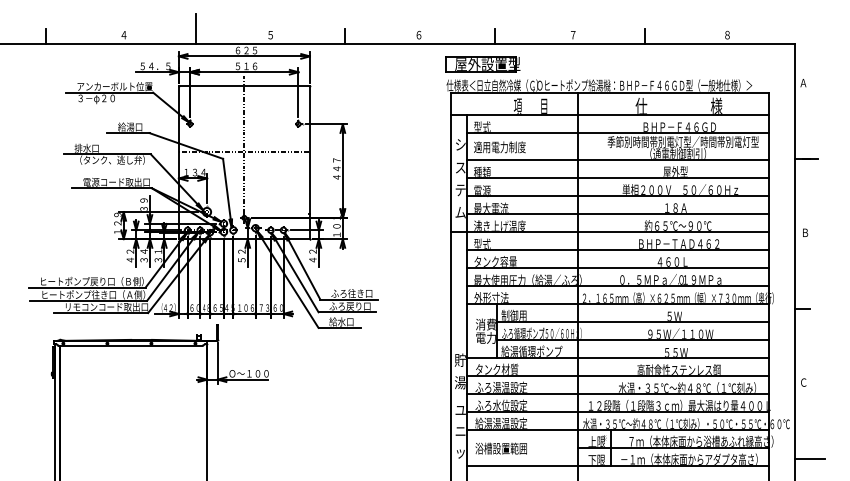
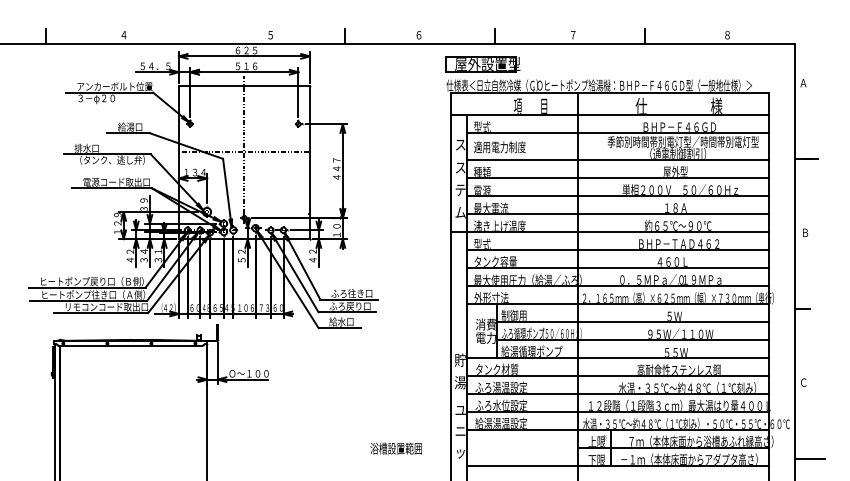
line: present -> none (195, 29)
text: シ -> ス (460, 144)
text position: (500, 448) -> (395, 448) (395, 448)
